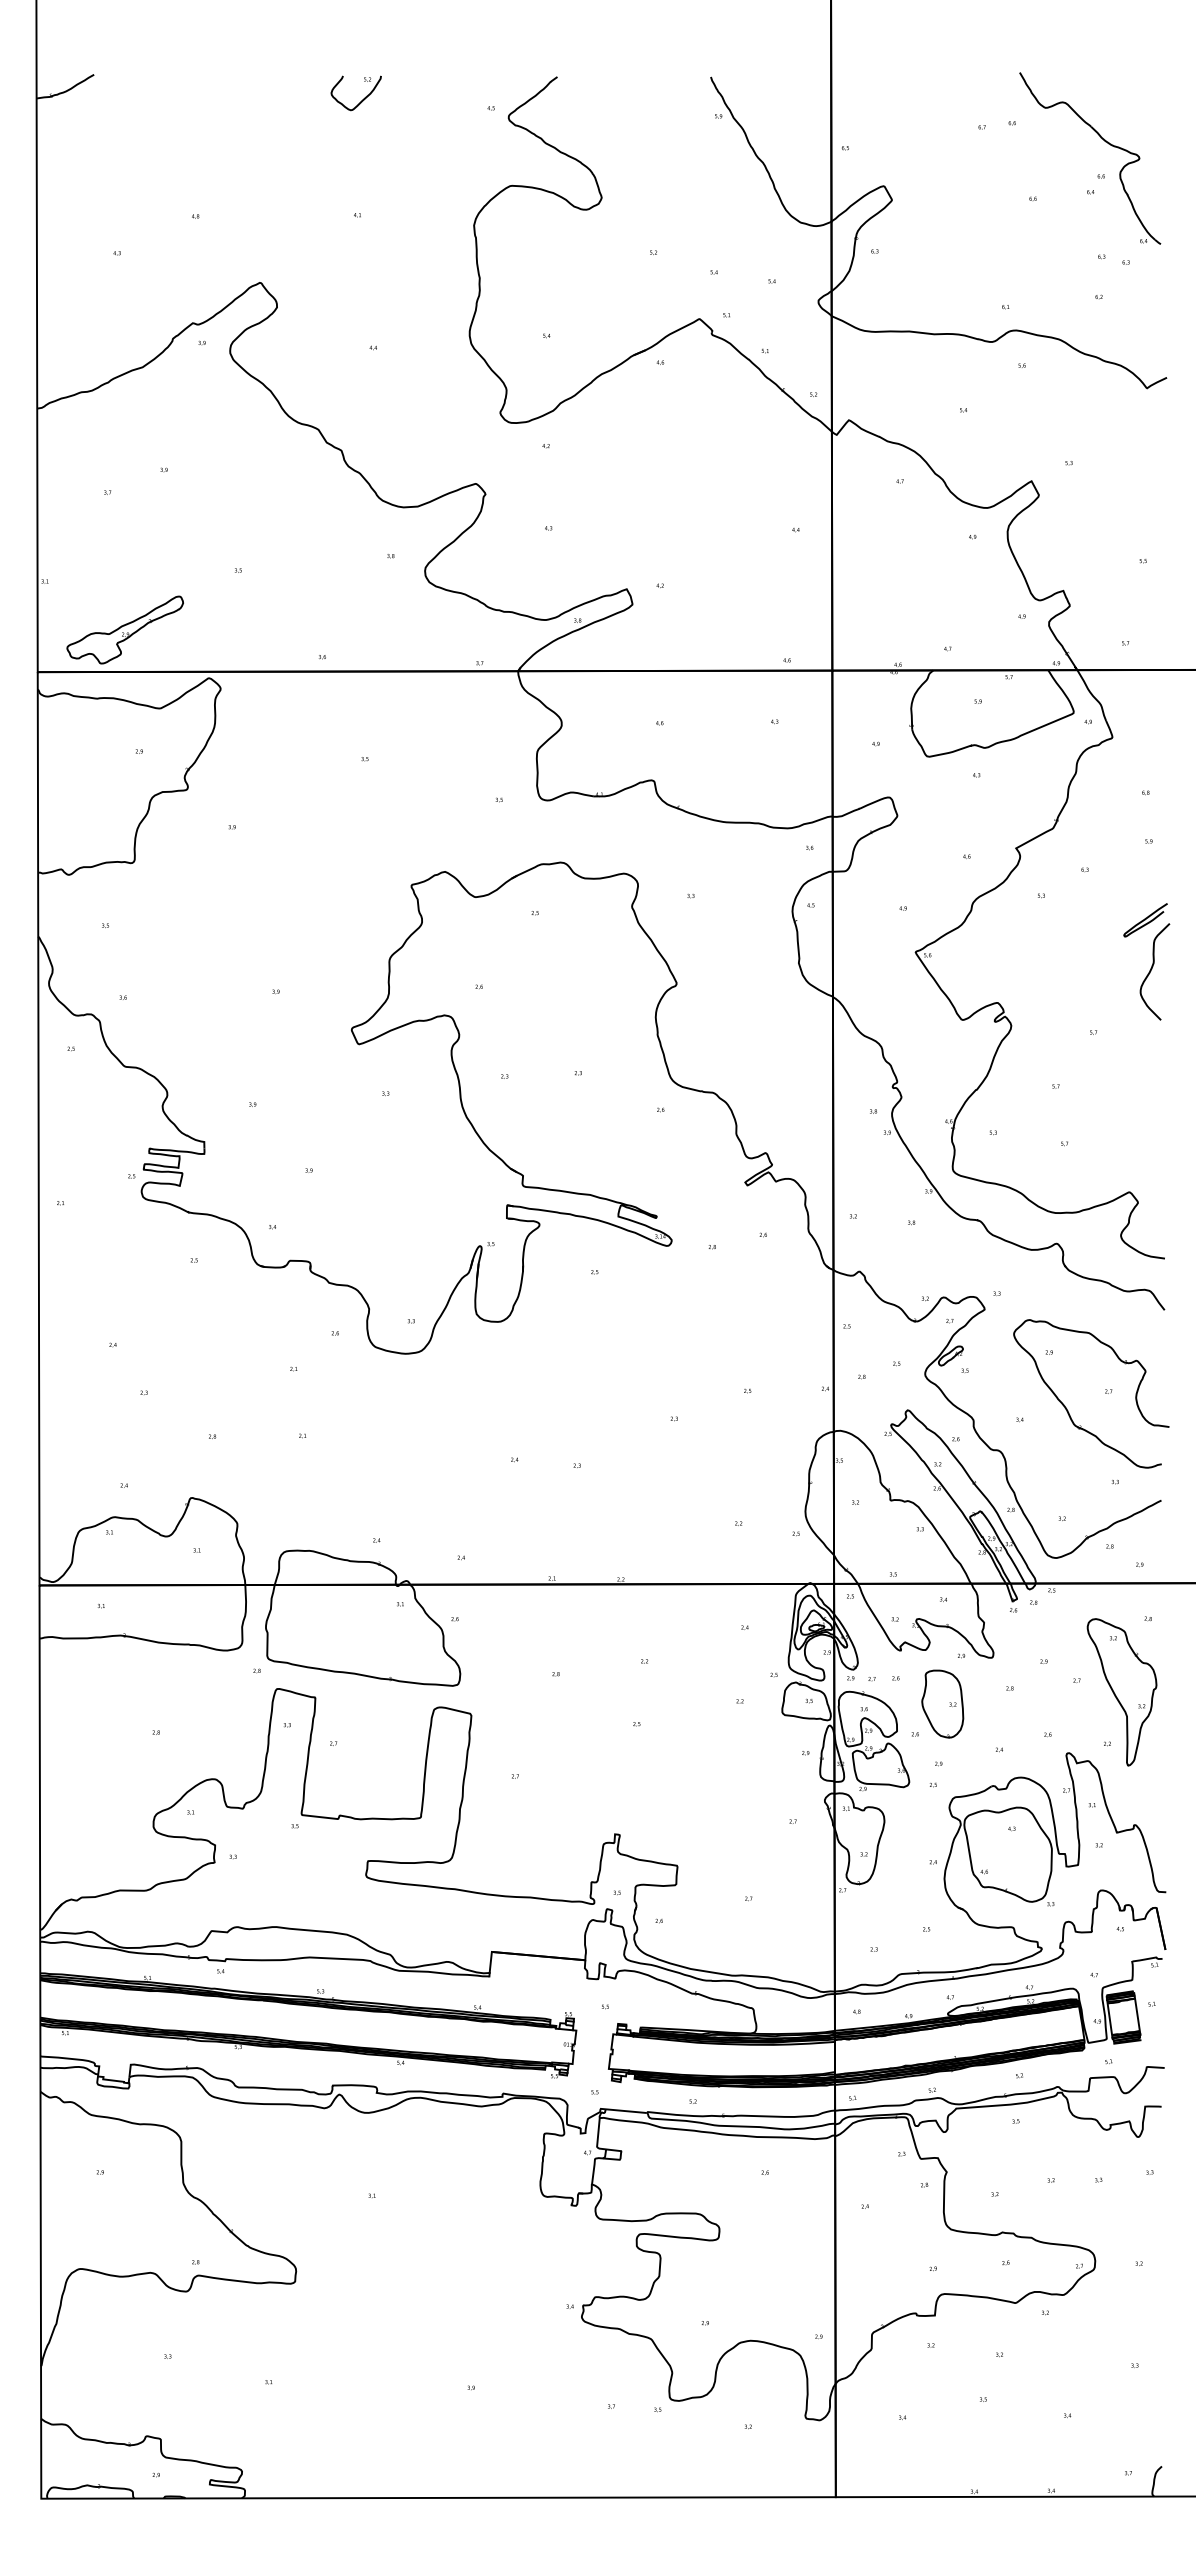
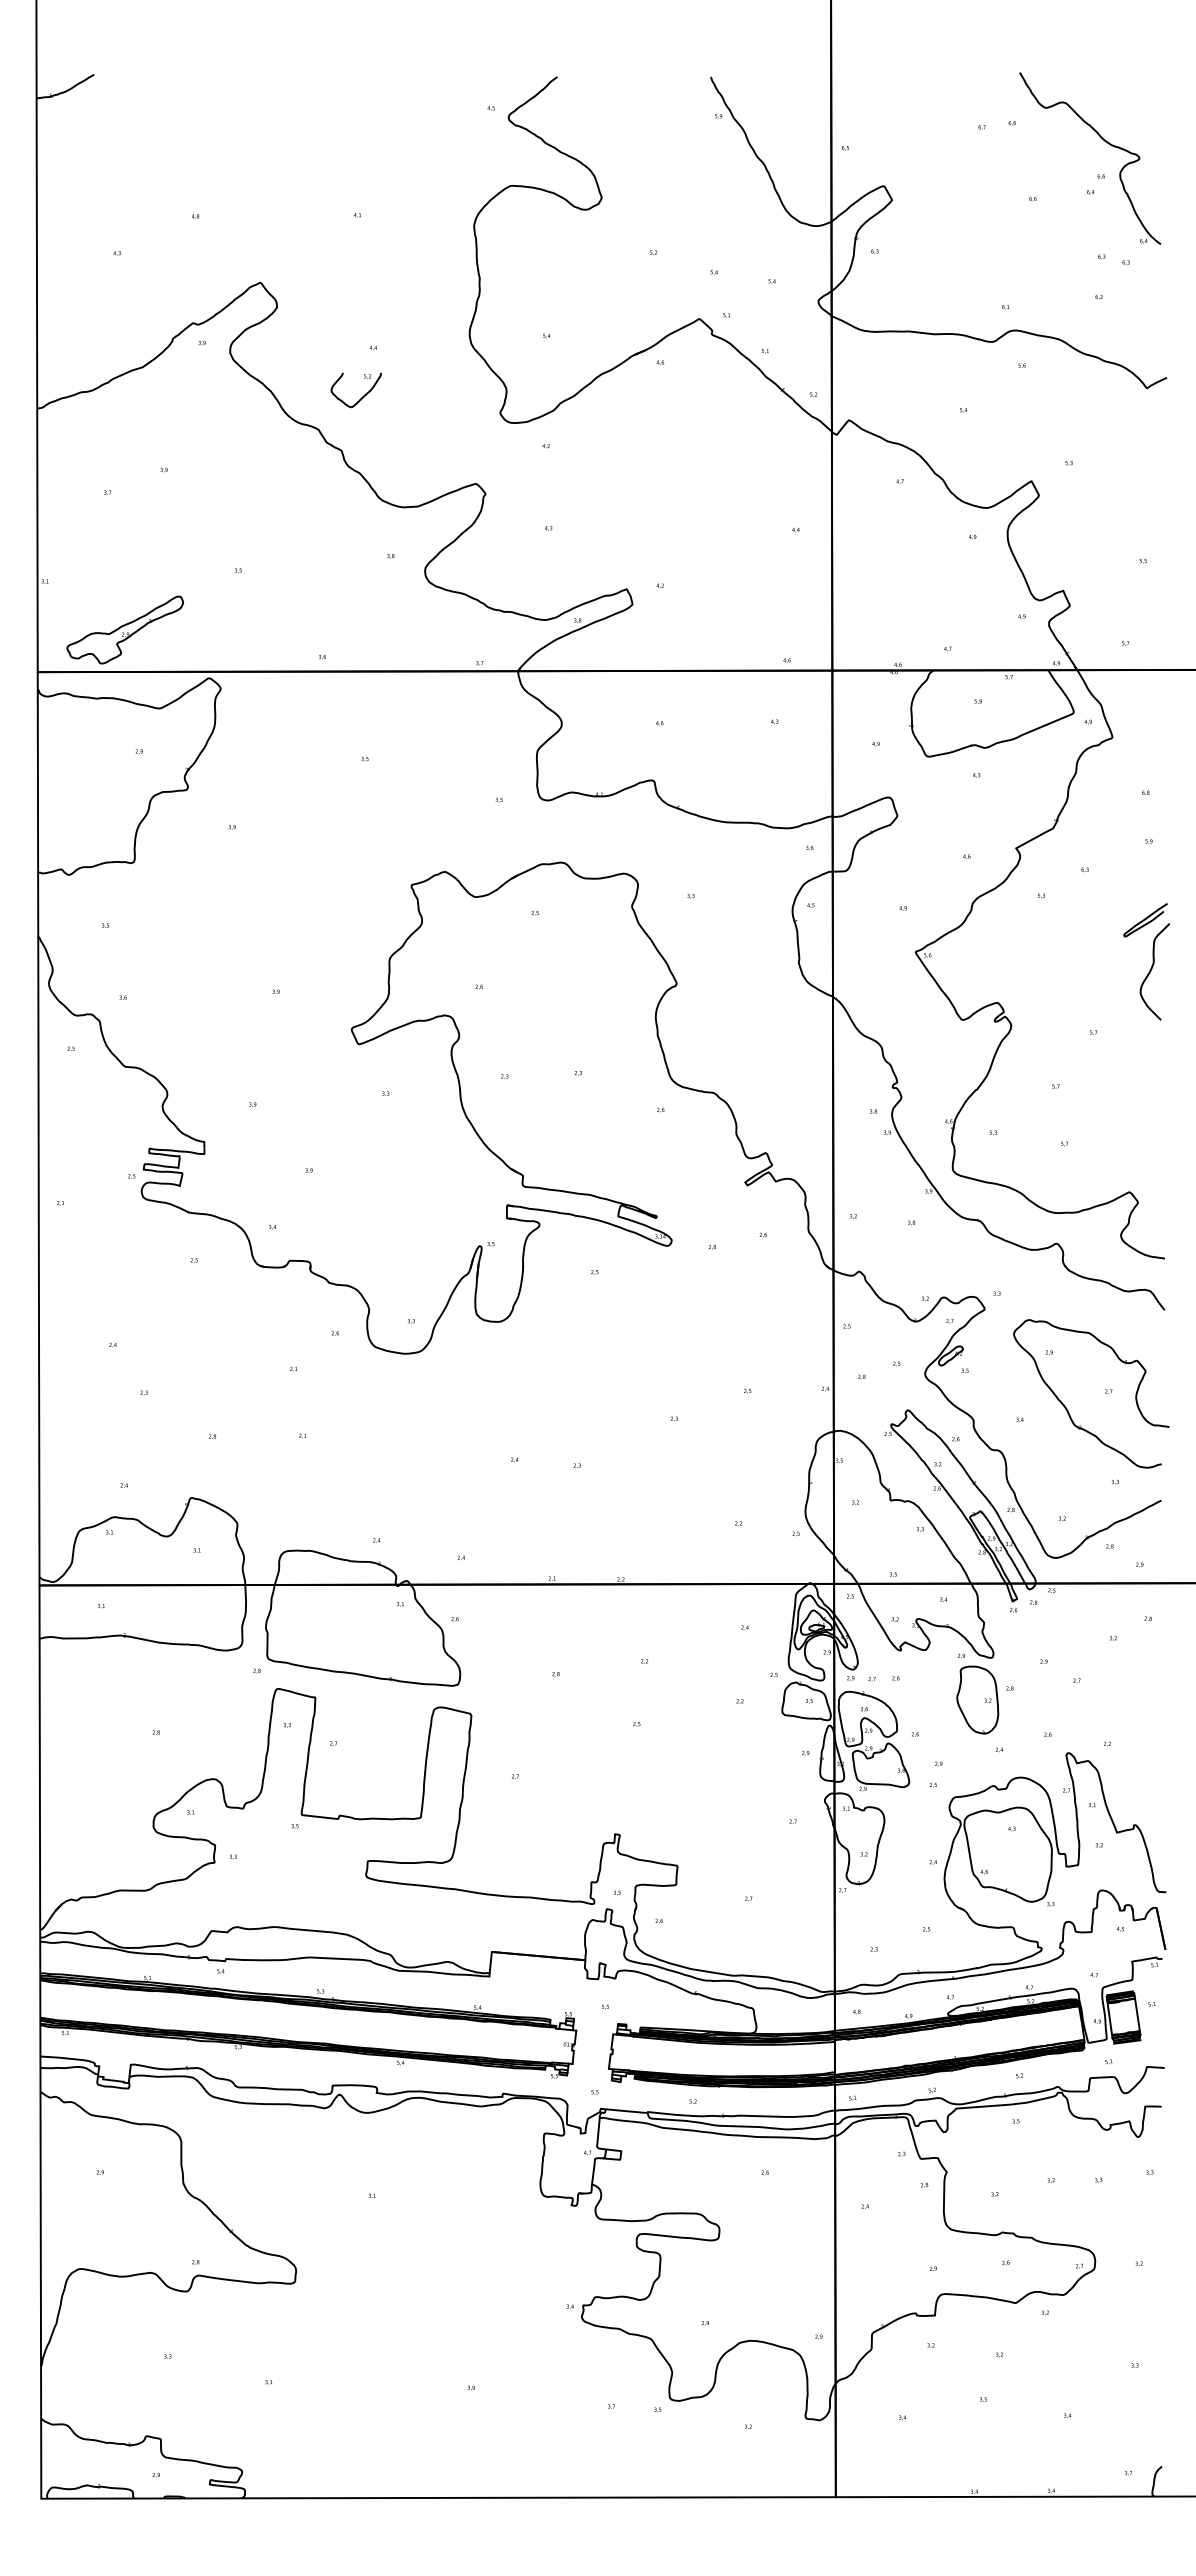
part position: (362, 99) -> (362, 396) (362, 396)
part: present -> none (1121, 1692)
part position: (942, 1703) -> (977, 1699) (977, 1699)
